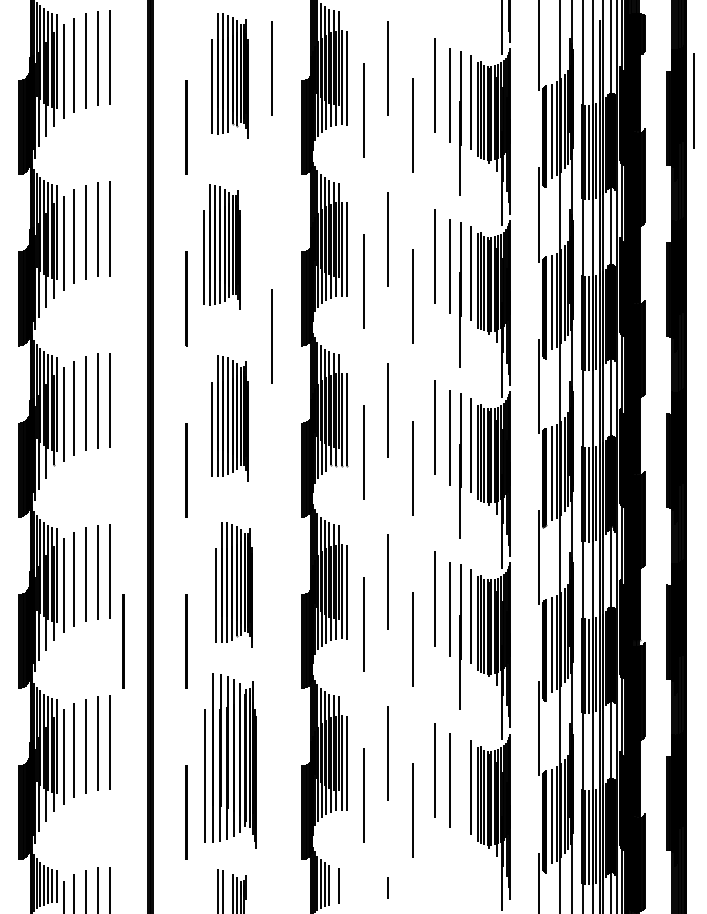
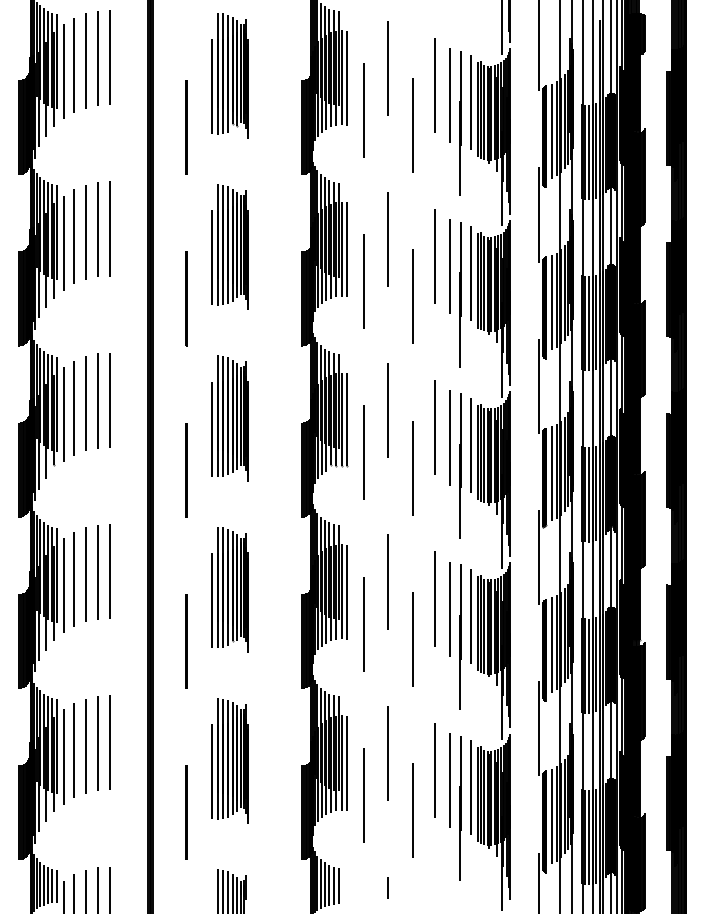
line: present -> none (271, 68)
line: present -> none (693, 100)
part position: (221, 246) -> (229, 246) (229, 246)
line: present -> none (271, 336)
part position: (233, 584) -> (229, 589) (229, 589)
line: present -> none (123, 641)
part size: 53x176 px -> 38x126 px (229, 760)
line: none -> present (460, 808)
line: none -> present (333, 885)
line: none -> present (228, 890)
